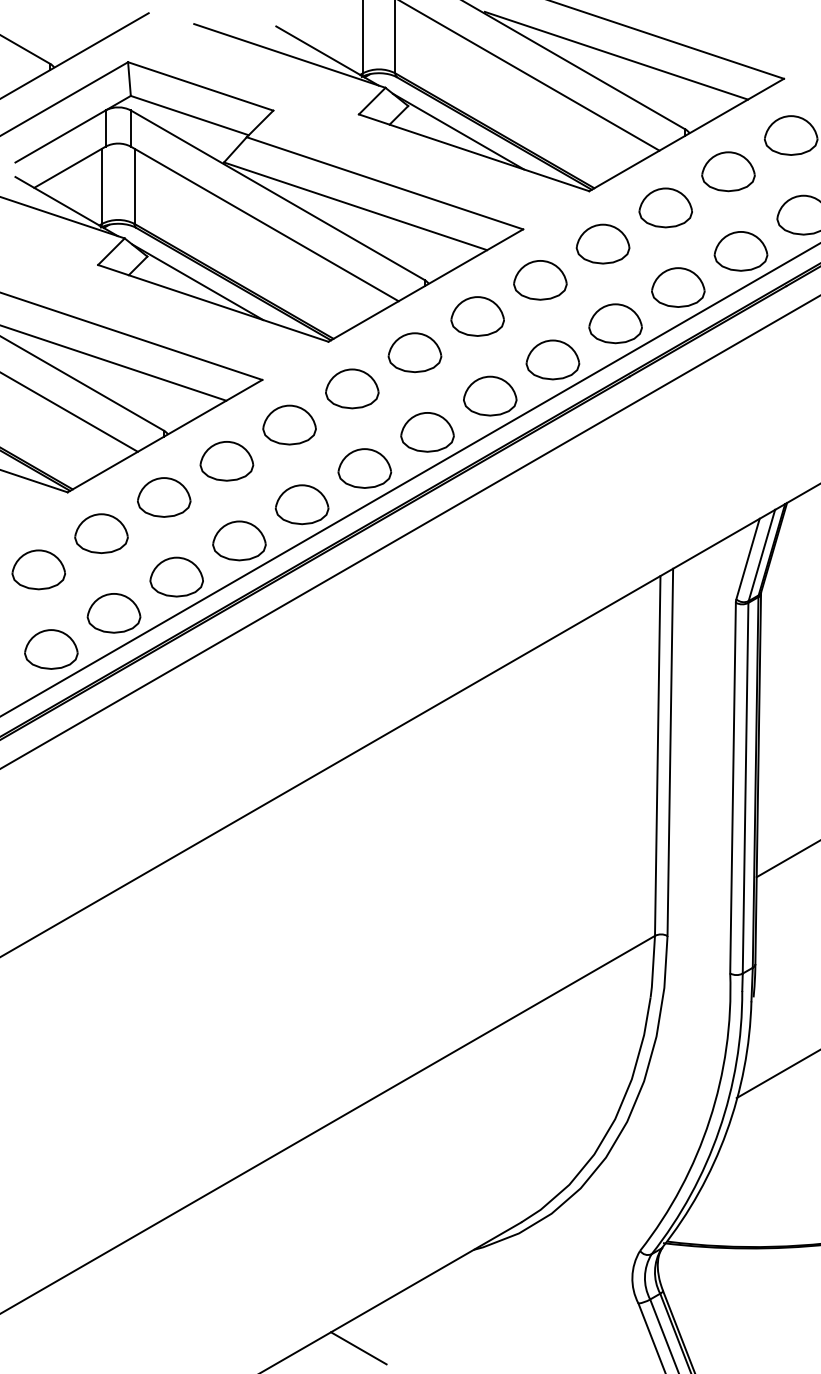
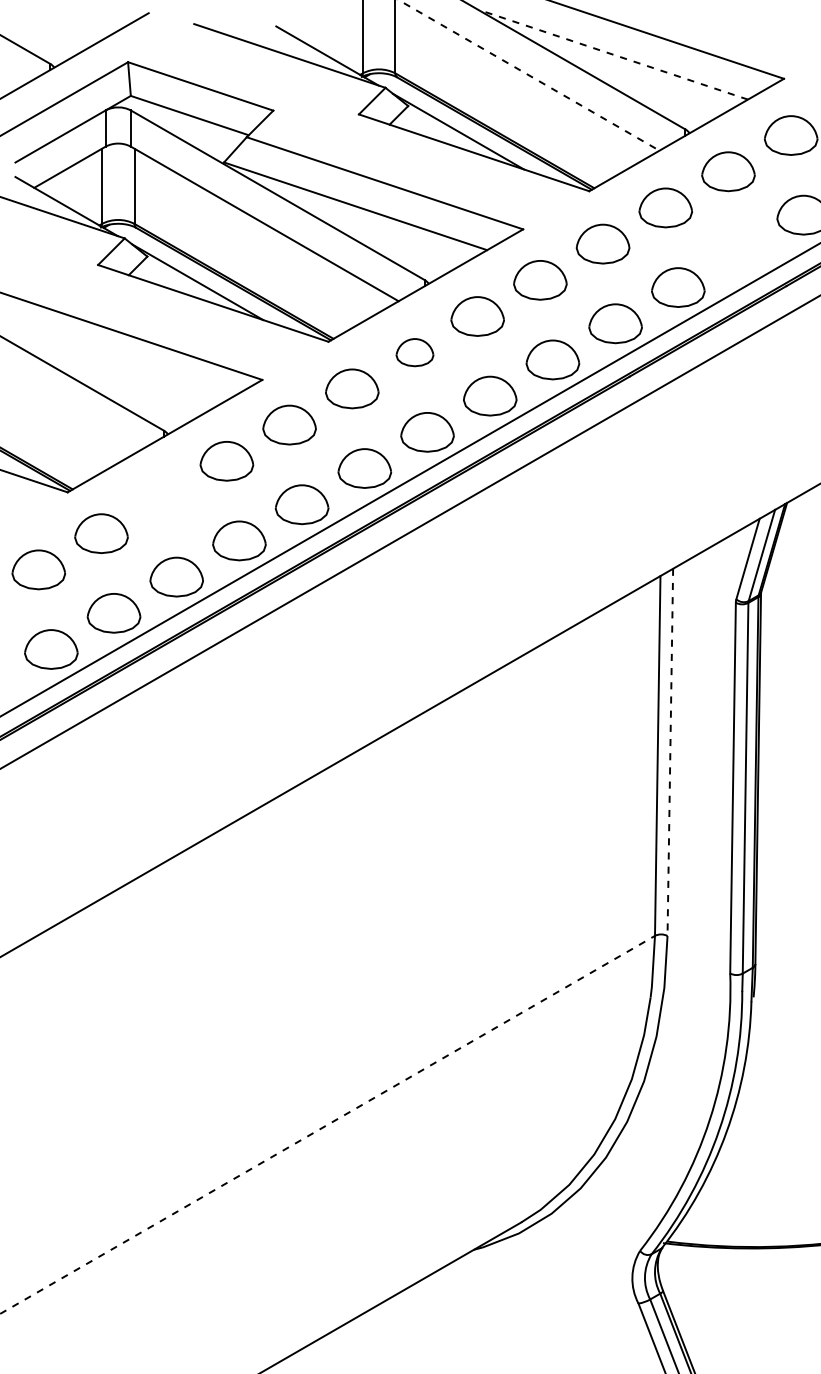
line: solid -> dashed (616, 55)
line: solid -> dashed (529, 75)
part: present -> none (740, 251)
part size: 56x41 px -> 40x30 px (414, 352)
line: present -> none (114, 363)
line: present -> none (69, 412)
part: present -> none (164, 497)
line: solid -> dashed (670, 752)
line: present -> none (786, 859)
line: present -> none (776, 1074)
line: solid -> dashed (327, 1124)
line: present -> none (358, 1348)
